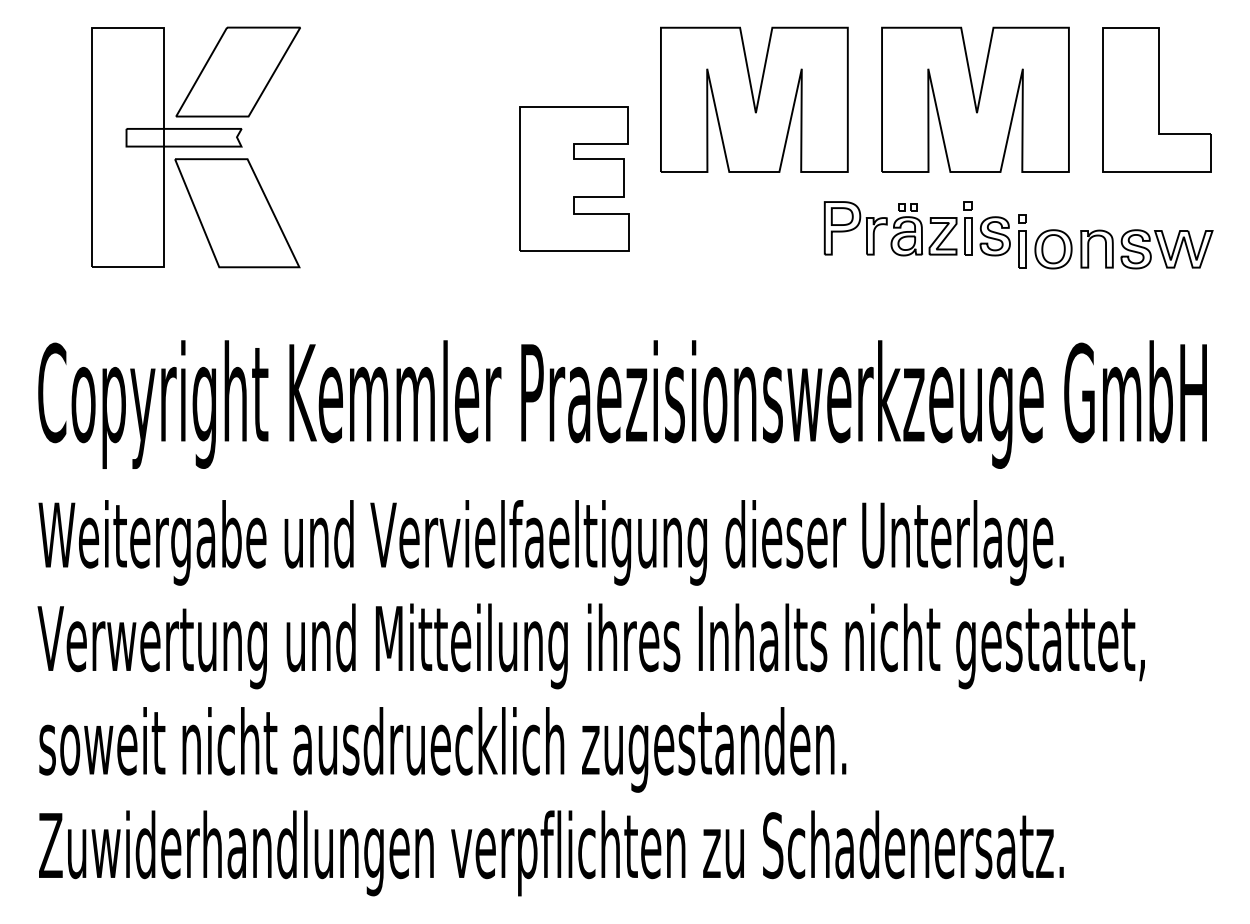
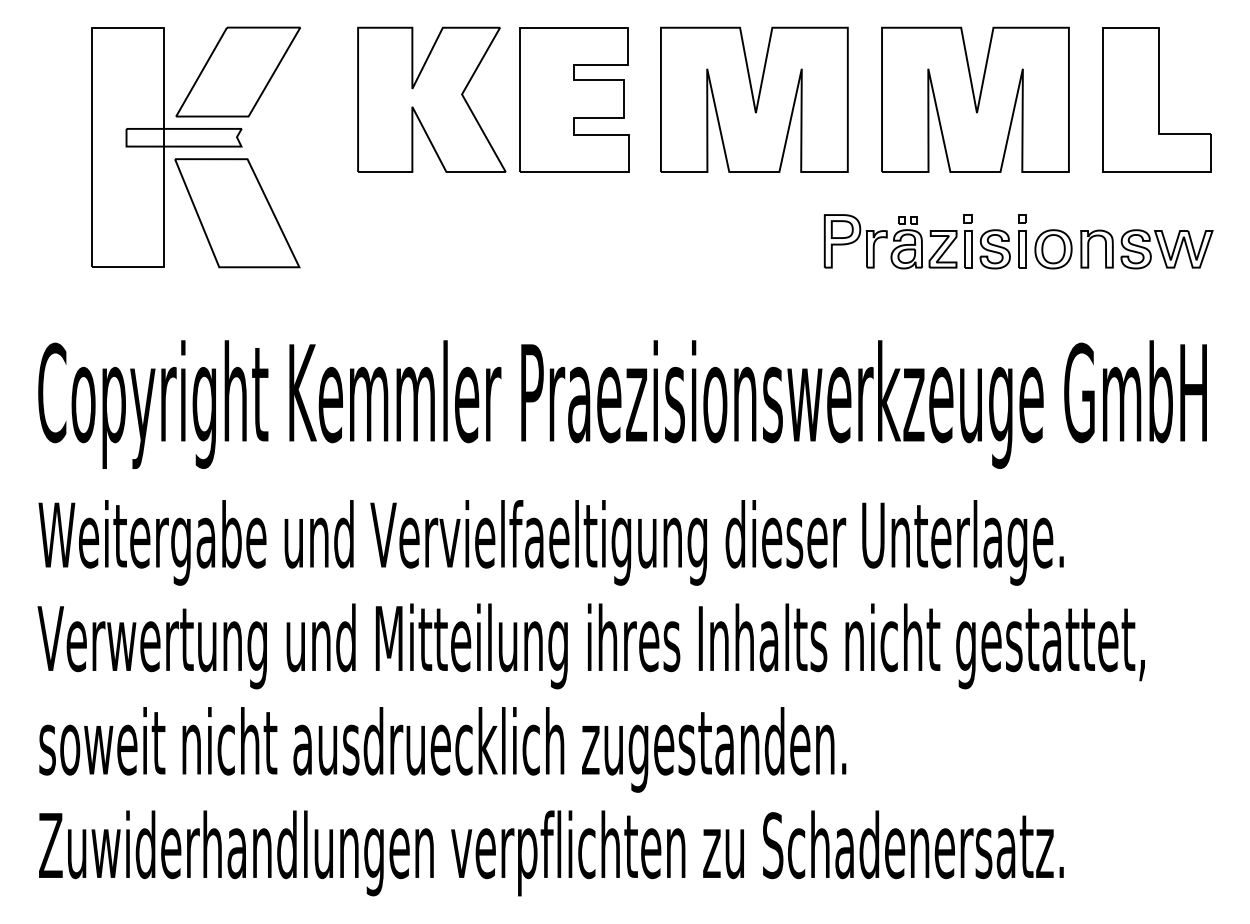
part: none -> present (431, 99)
part position: (574, 178) -> (574, 99) (574, 99)
part position: (916, 228) -> (916, 241) (916, 241)
